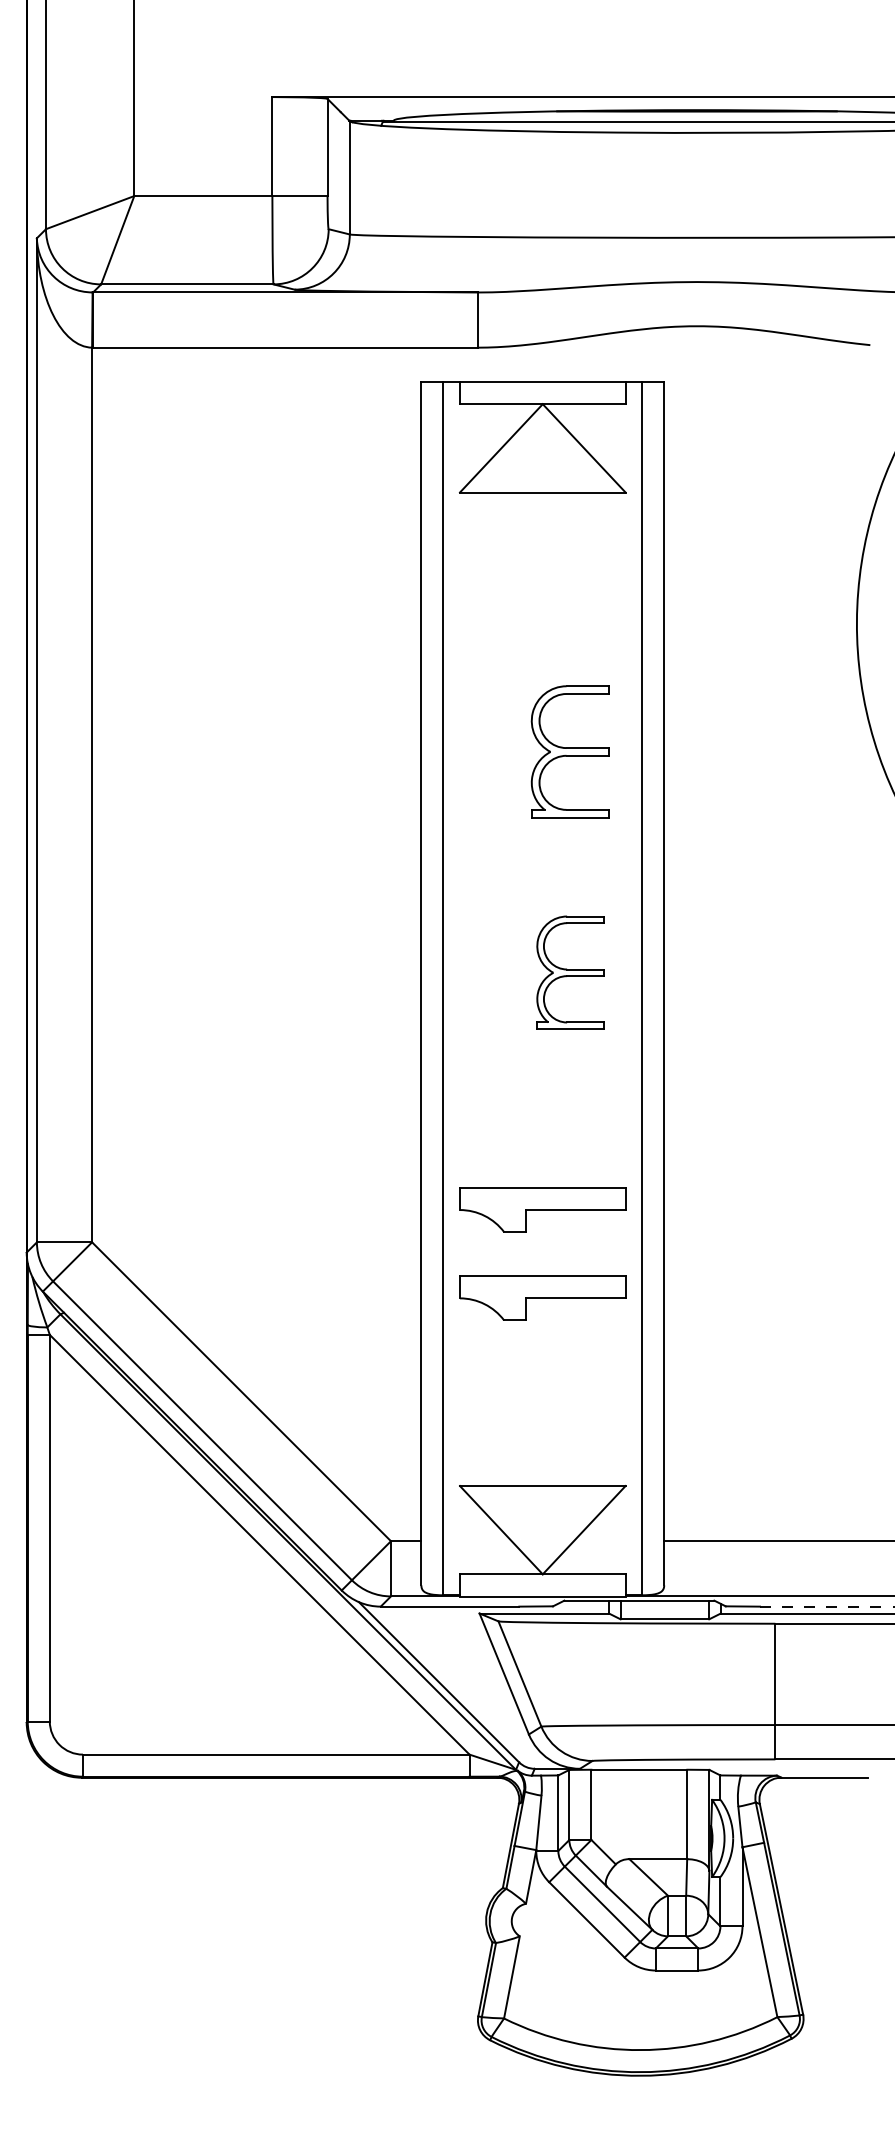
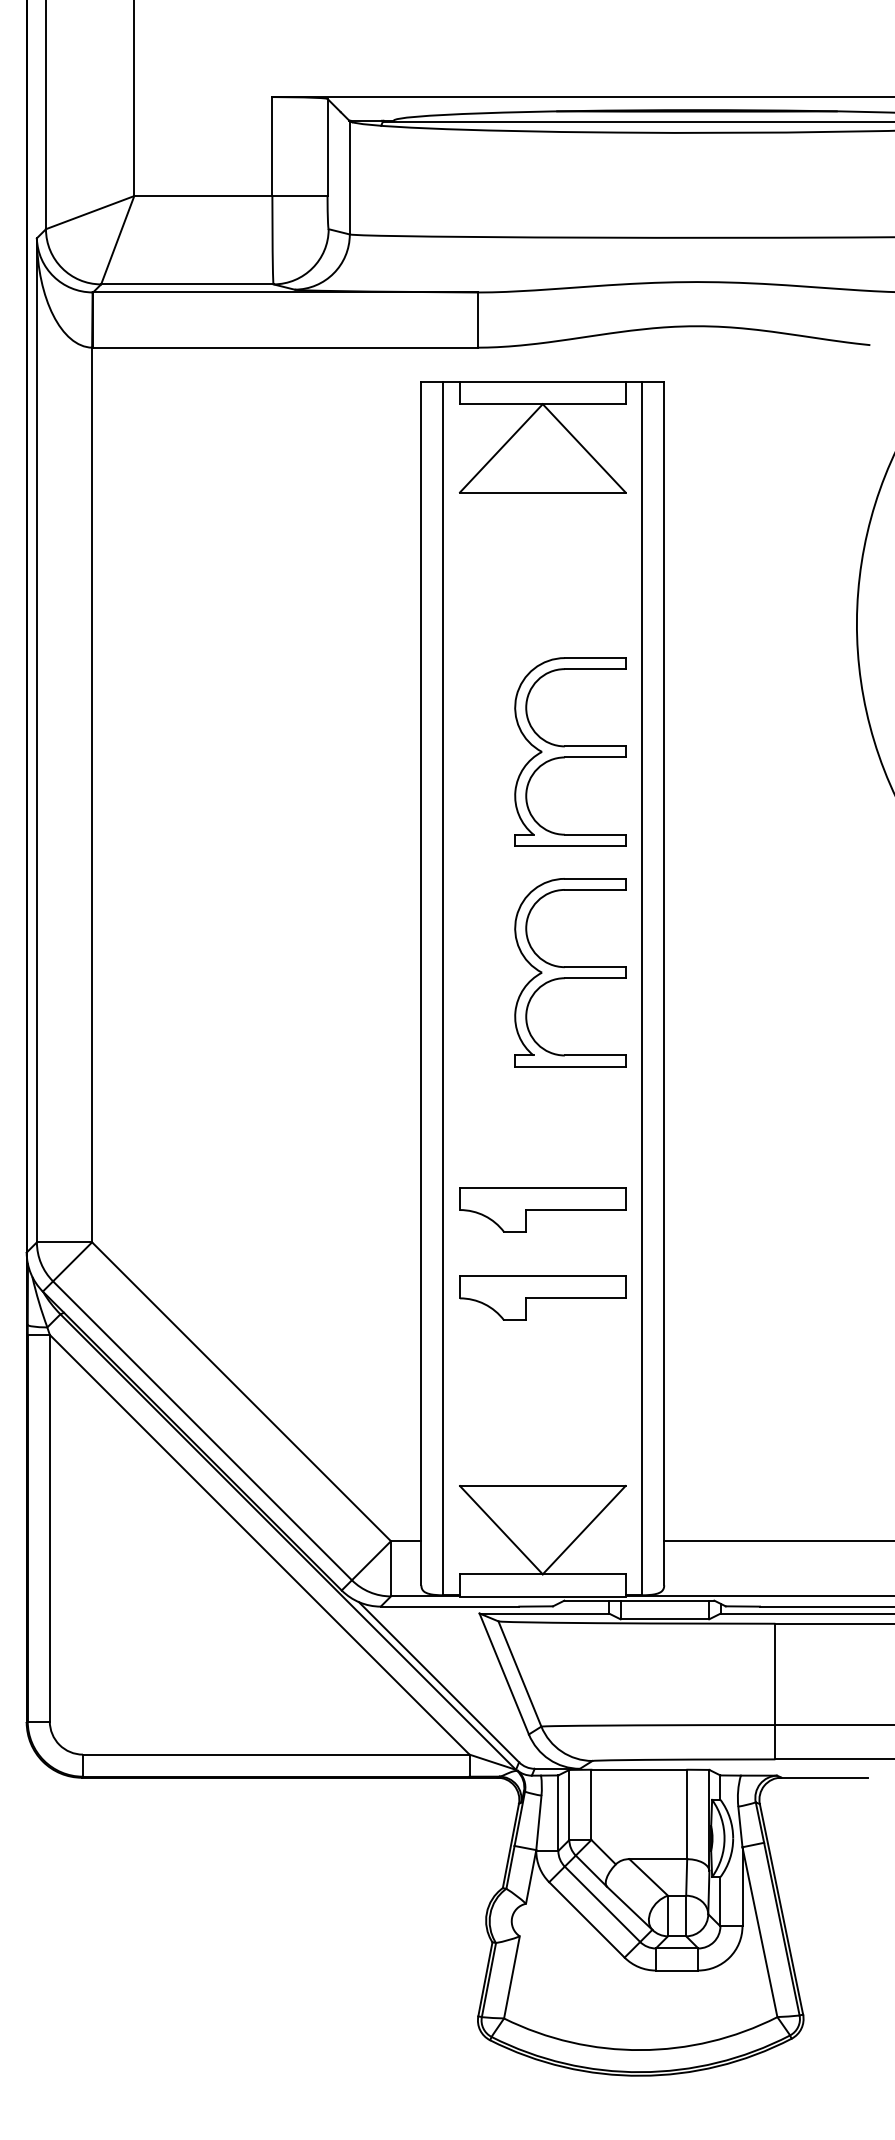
part size: 80x134 px -> 113x190 px (570, 751)
part size: 69x115 px -> 113x190 px (570, 972)
line: dashed -> solid (827, 1606)
